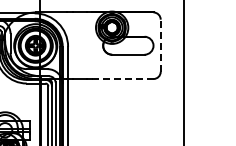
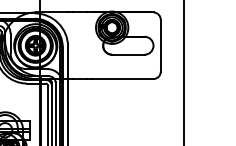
line: dashed -> solid (160, 45)
line: dashed -> solid (122, 79)
